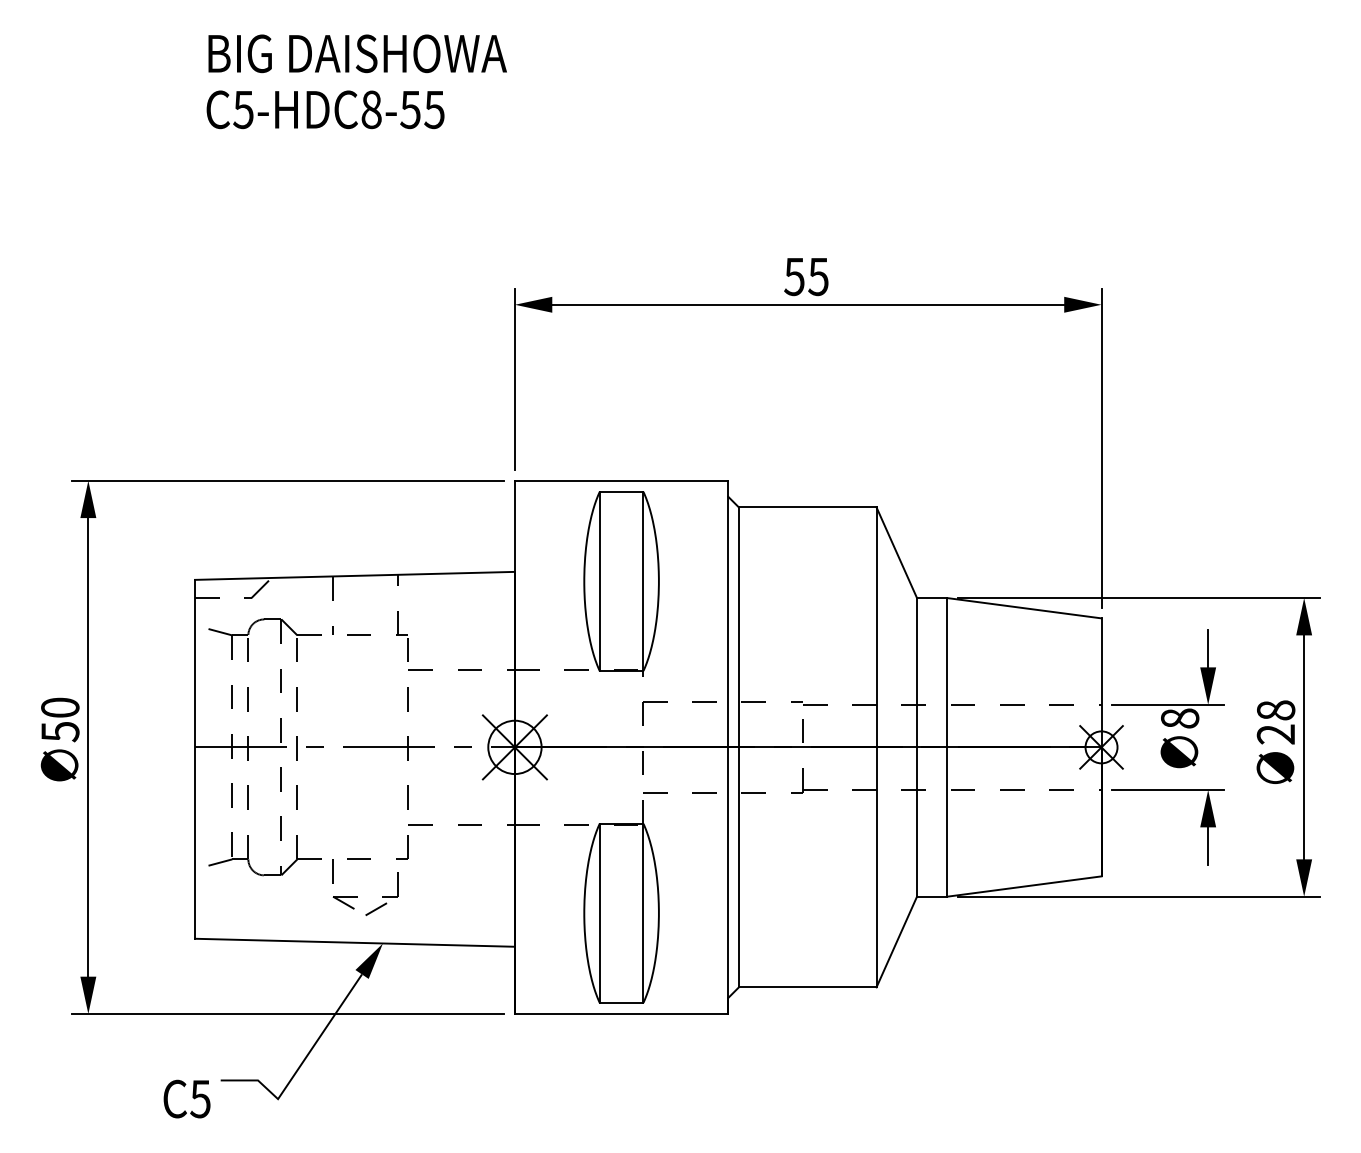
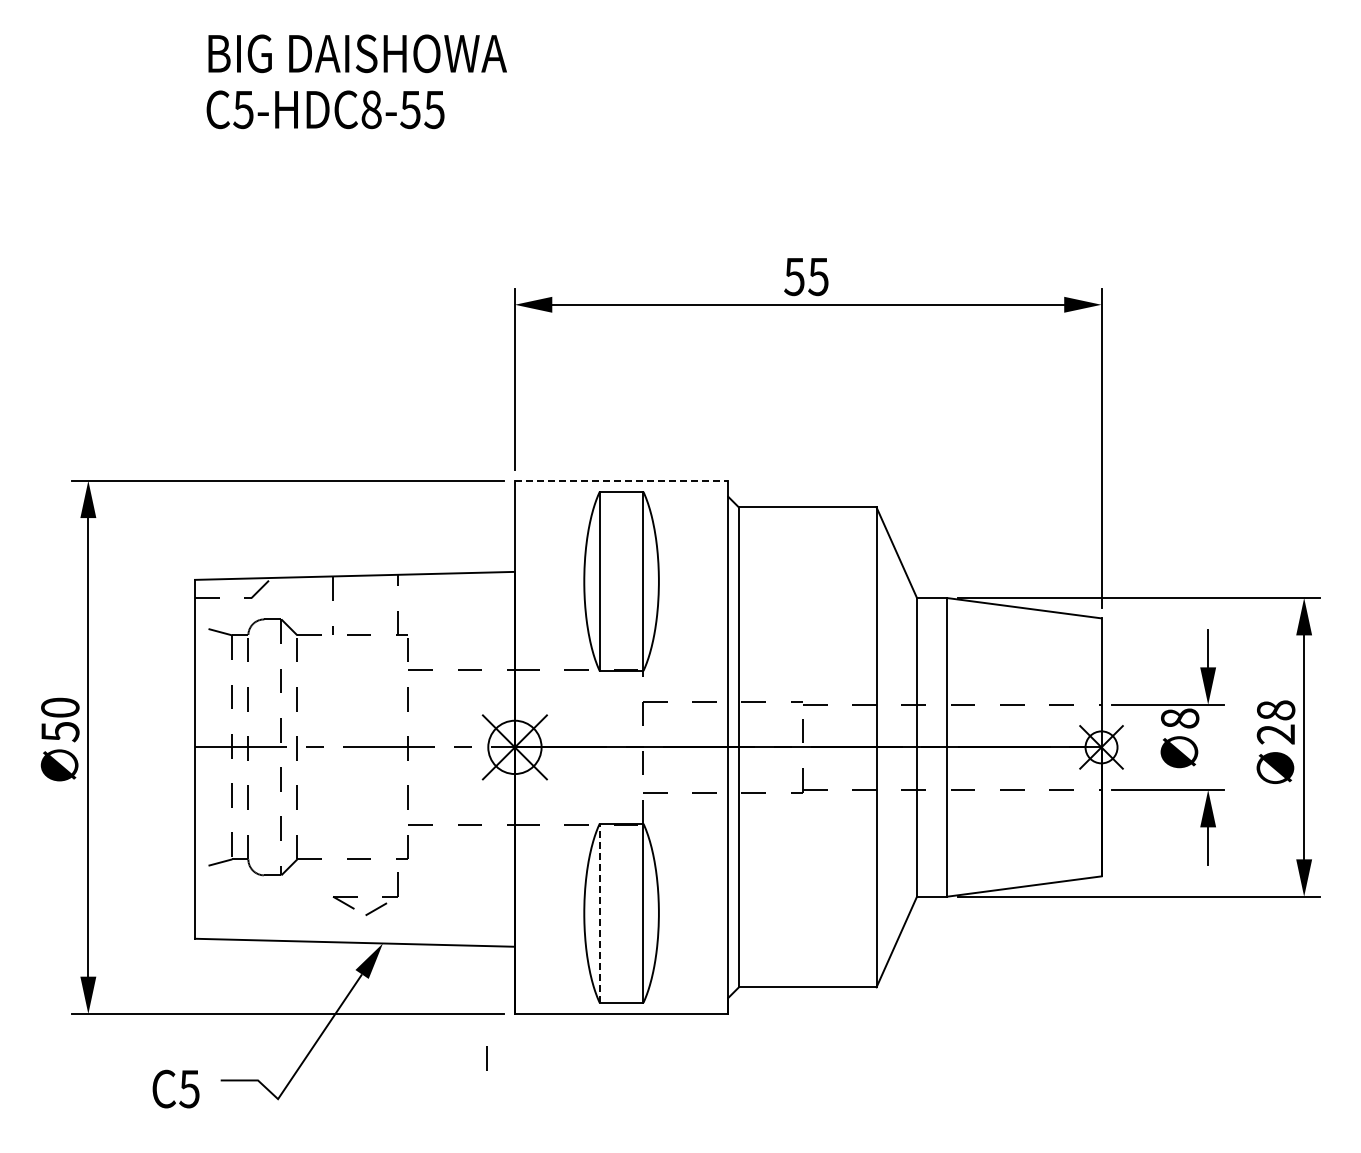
line: solid -> dashed (621, 480)
line position: (332, 871) -> (486, 1058) (486, 1058)
line: solid -> dashed (599, 913)
text position: (186, 1098) -> (175, 1088) (175, 1088)
